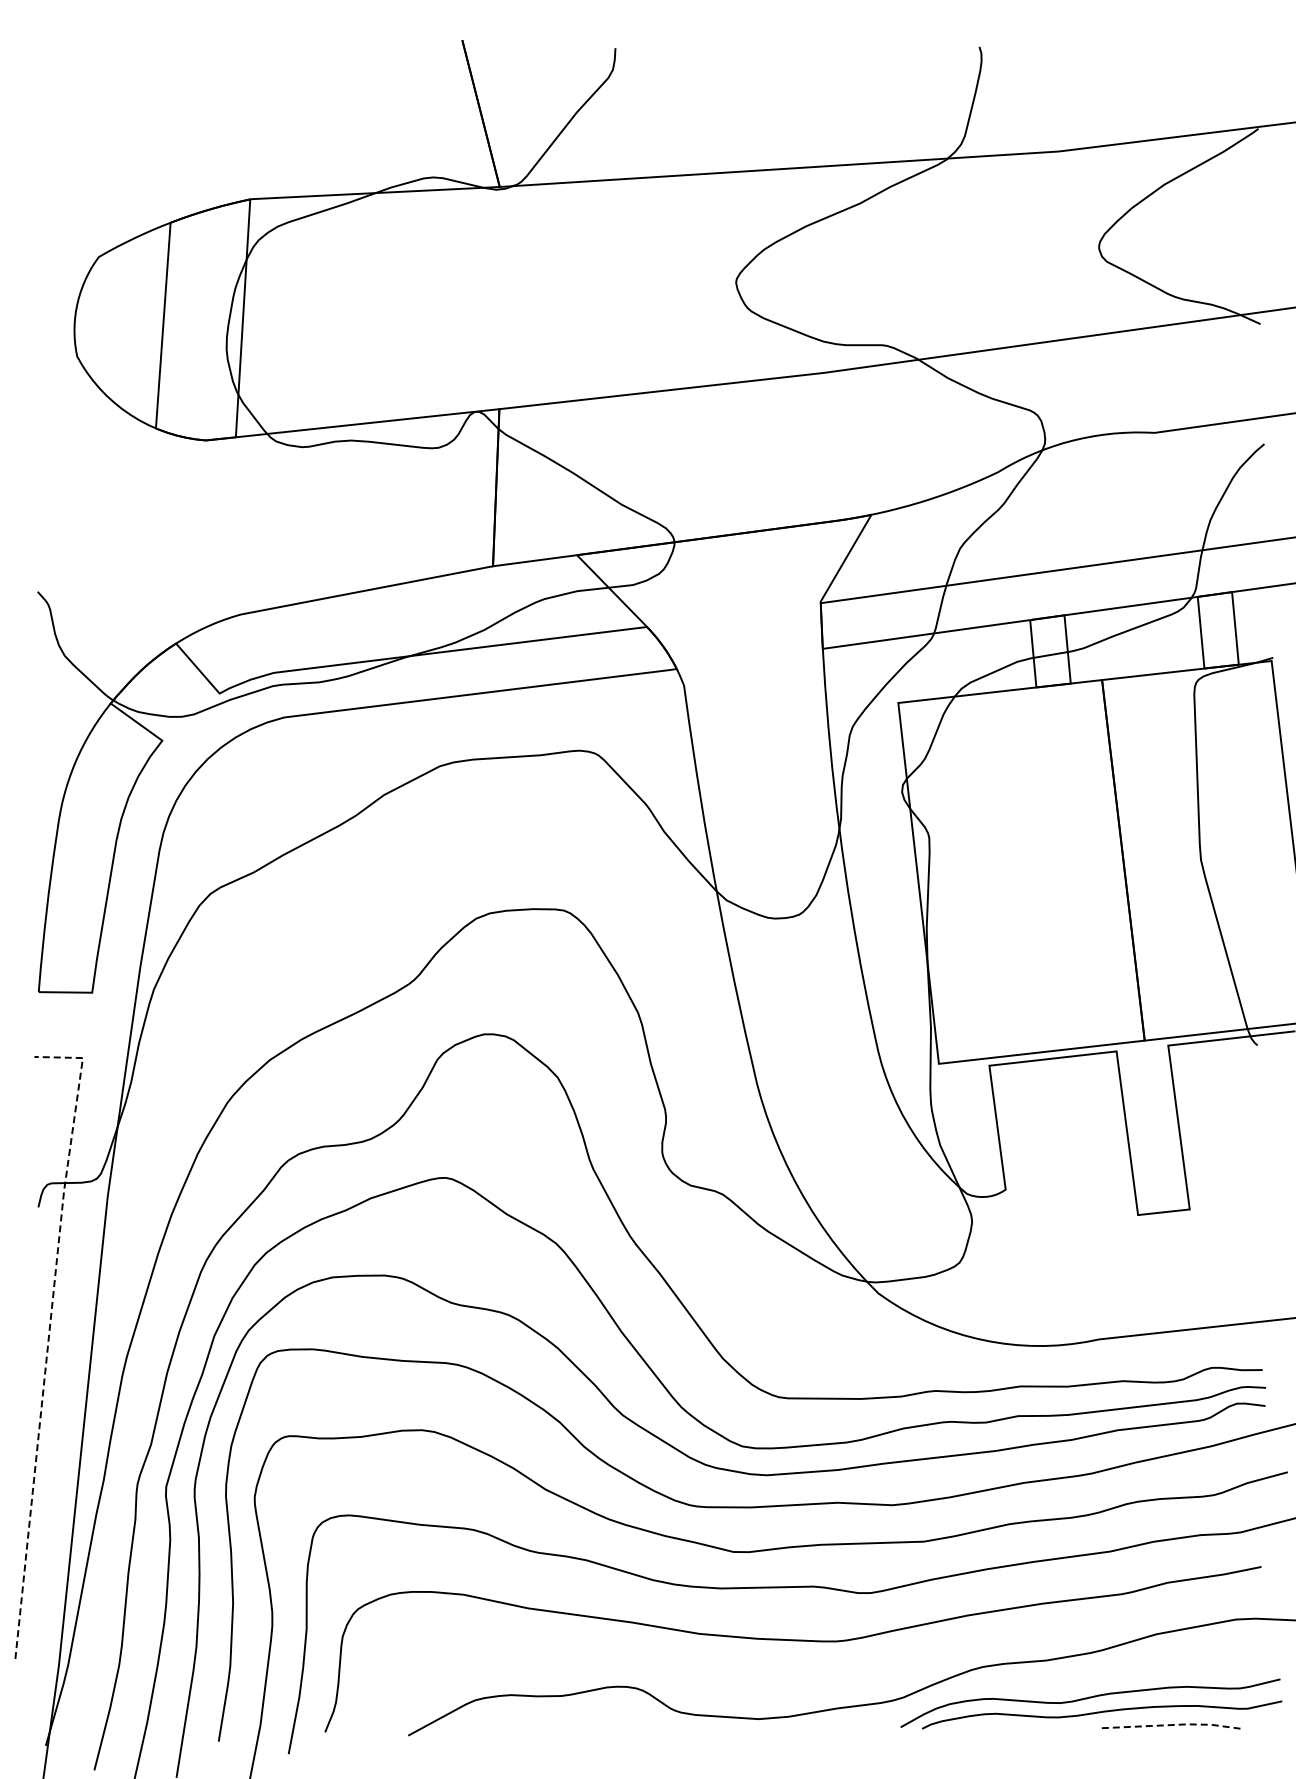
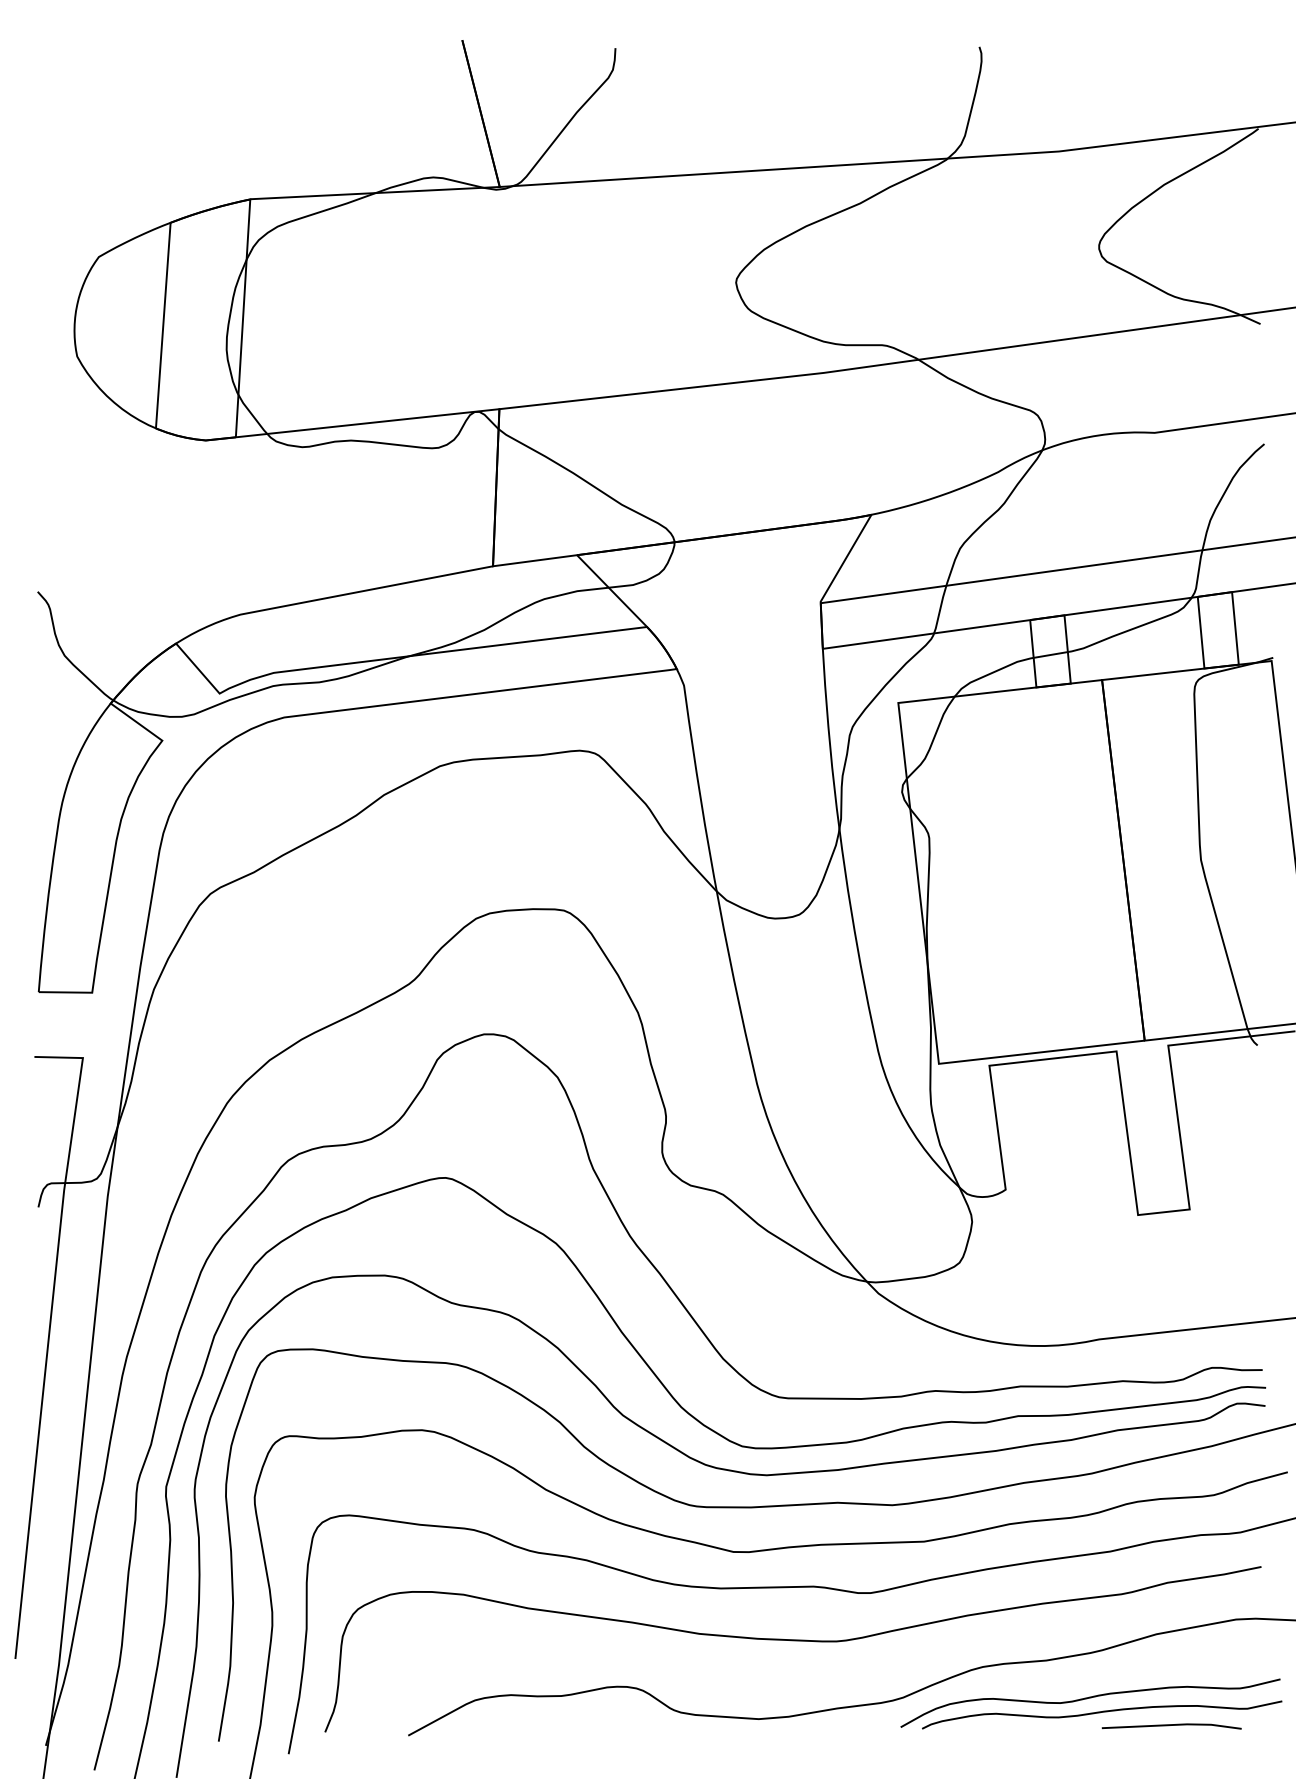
line: dashed -> solid (49, 1332)
line: dashed -> solid (1173, 1724)
